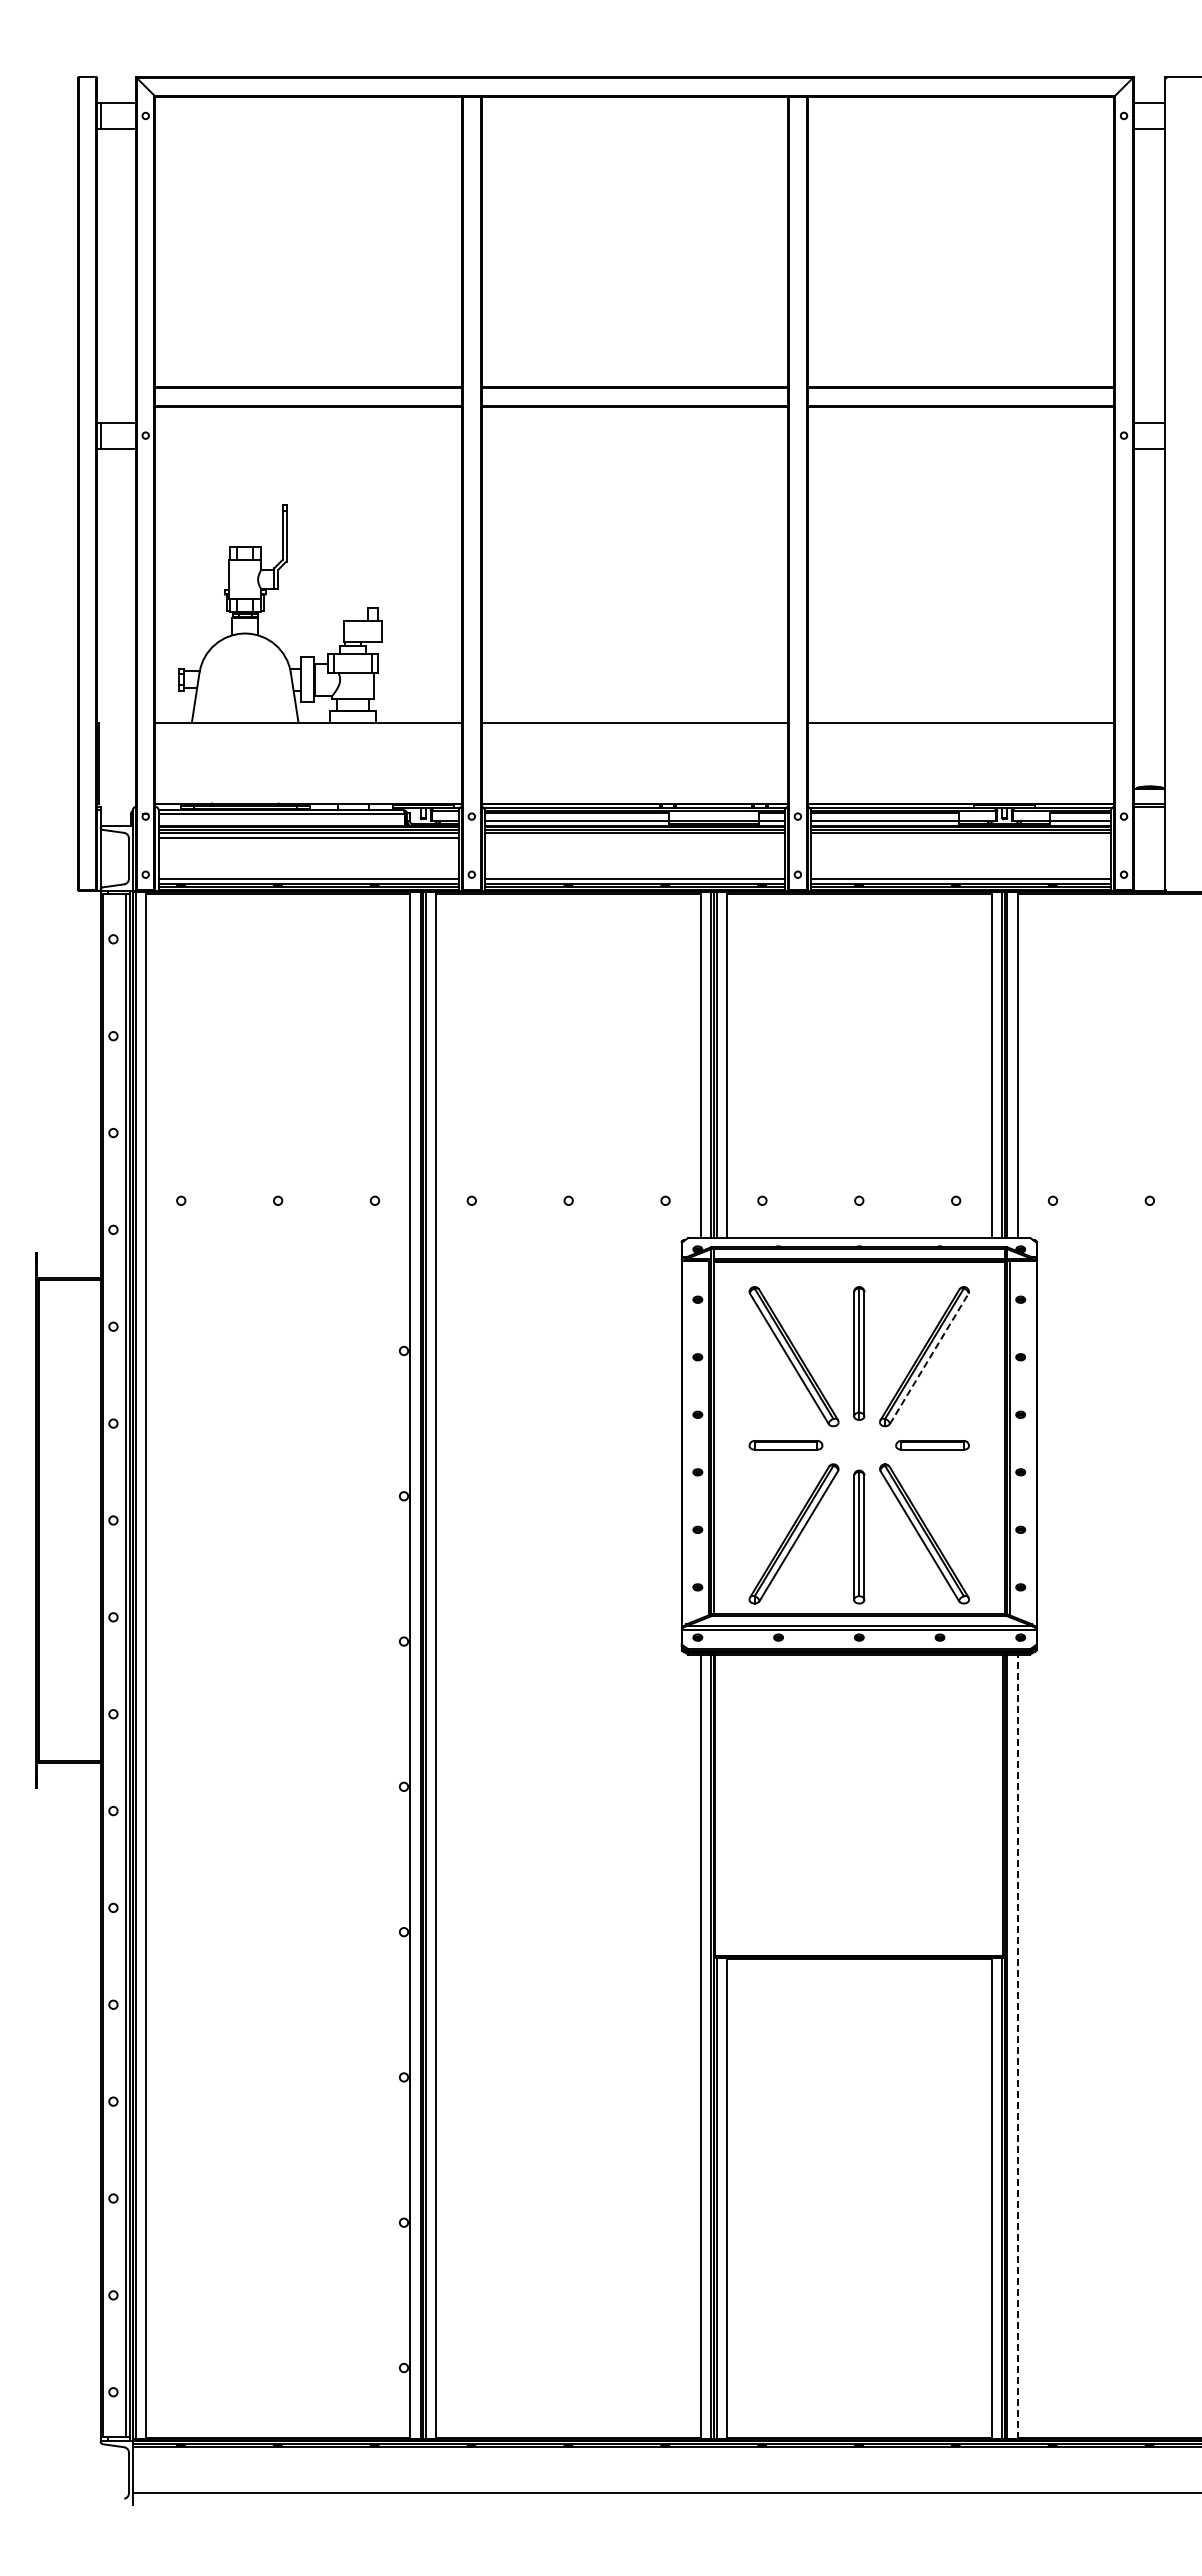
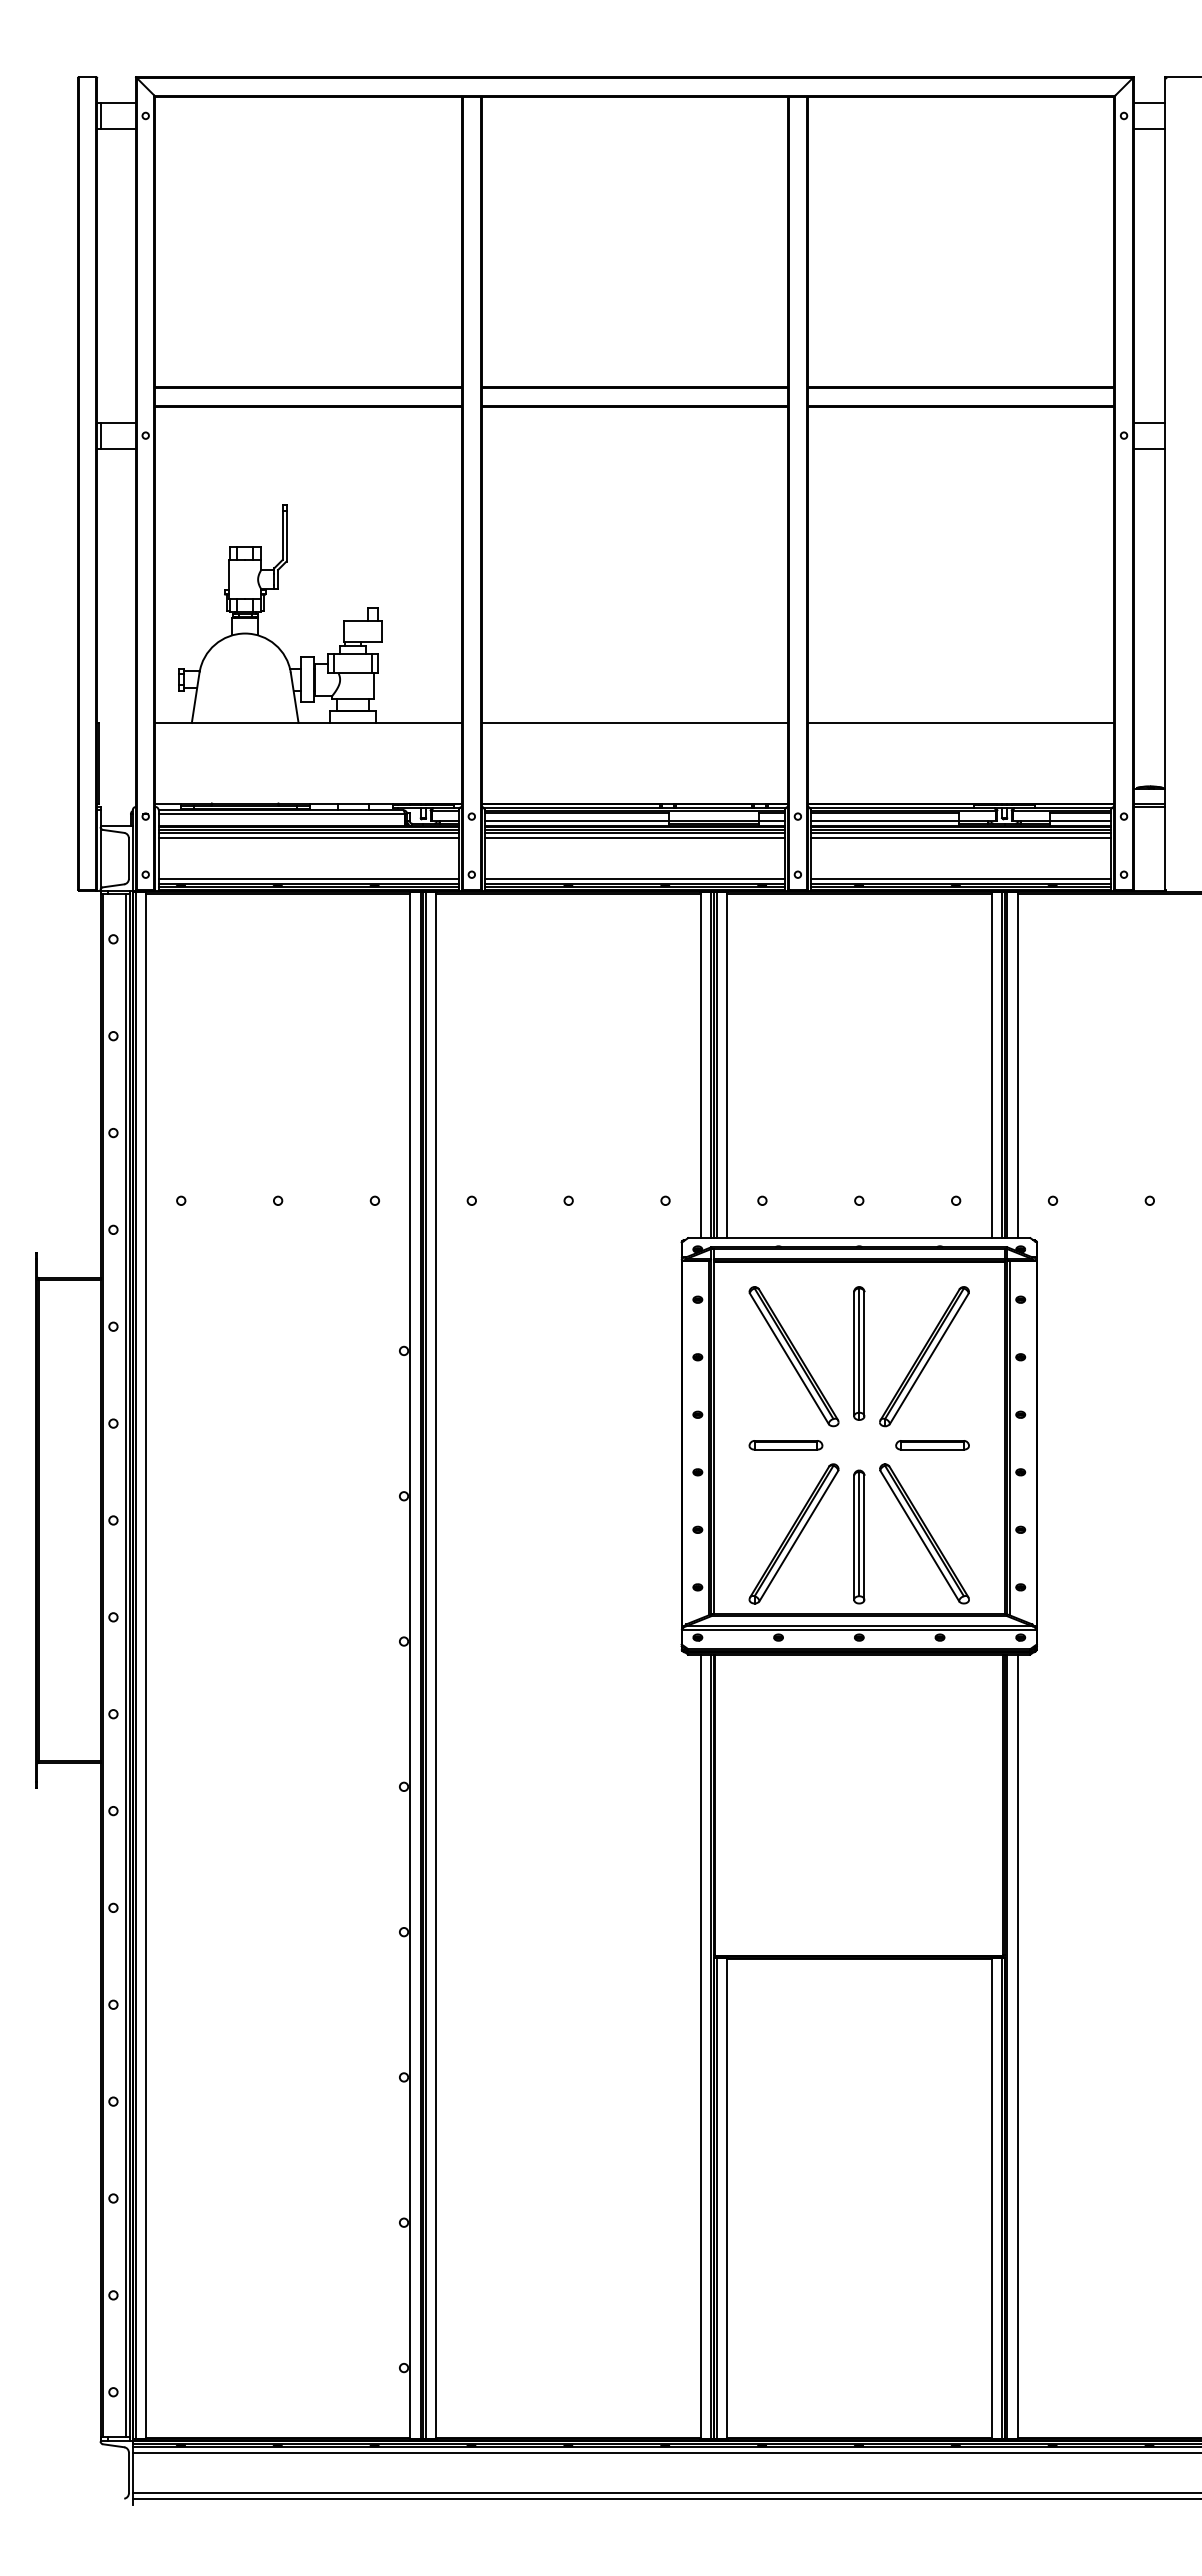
line: none -> present (634, 838)
line: none -> present (960, 838)
line: dashed -> solid (929, 1358)
line: dashed -> solid (1017, 2046)
line: none -> present (665, 2452)
line: none -> present (665, 2498)
